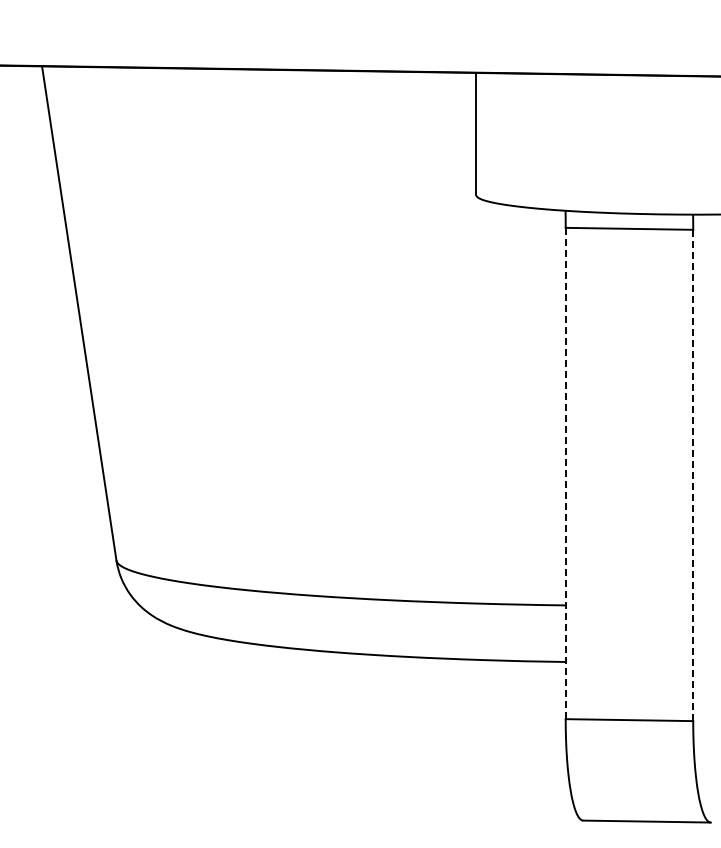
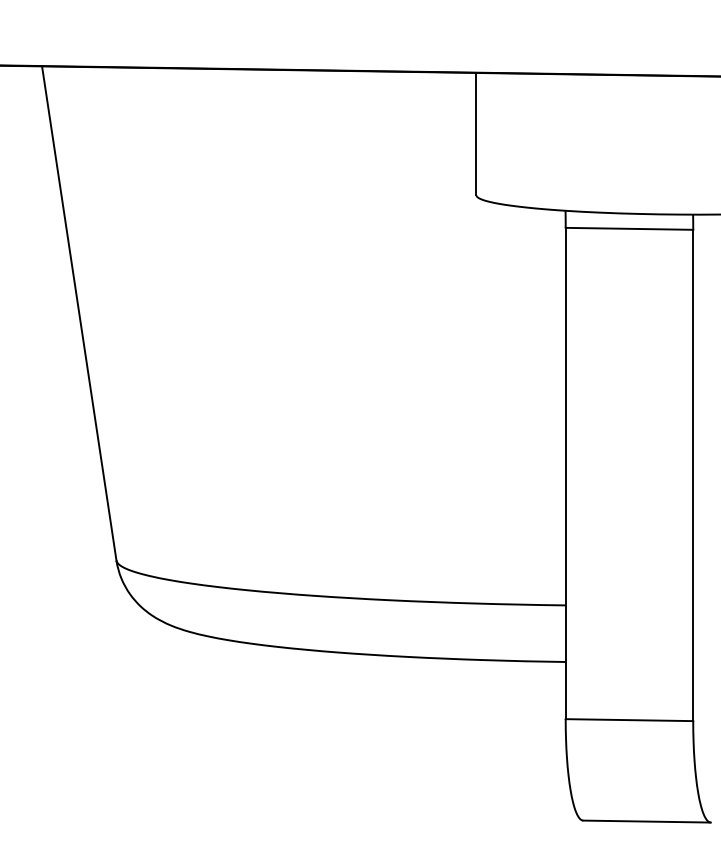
line: dashed -> solid (565, 473)
line: dashed -> solid (693, 475)
